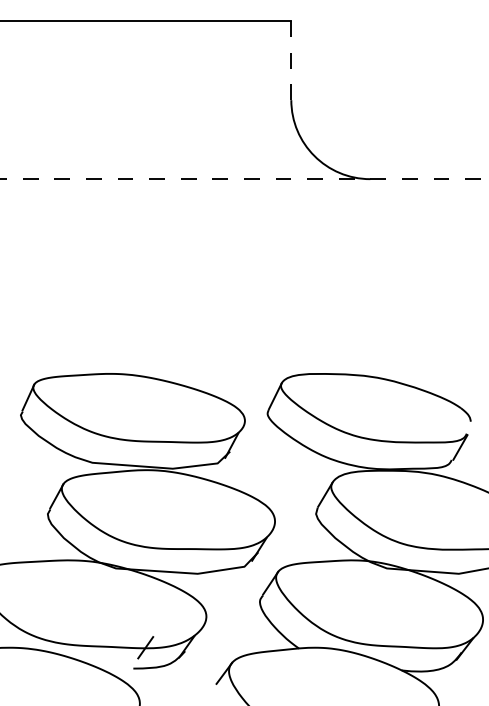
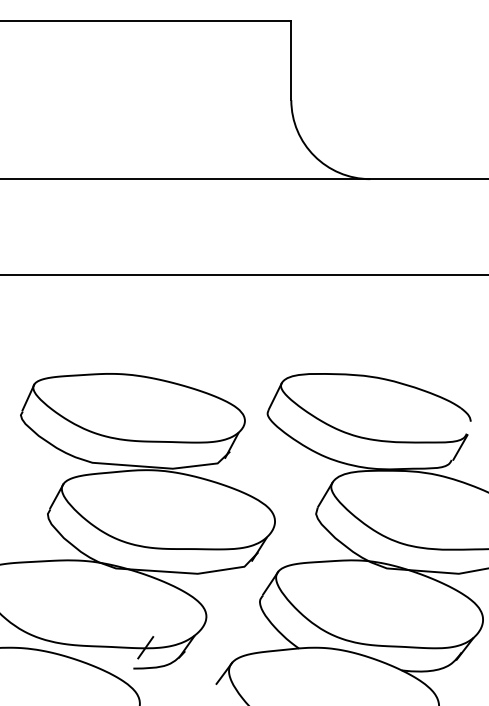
line: dashed -> solid (291, 60)
line: dashed -> solid (244, 179)
line: none -> present (243, 275)
